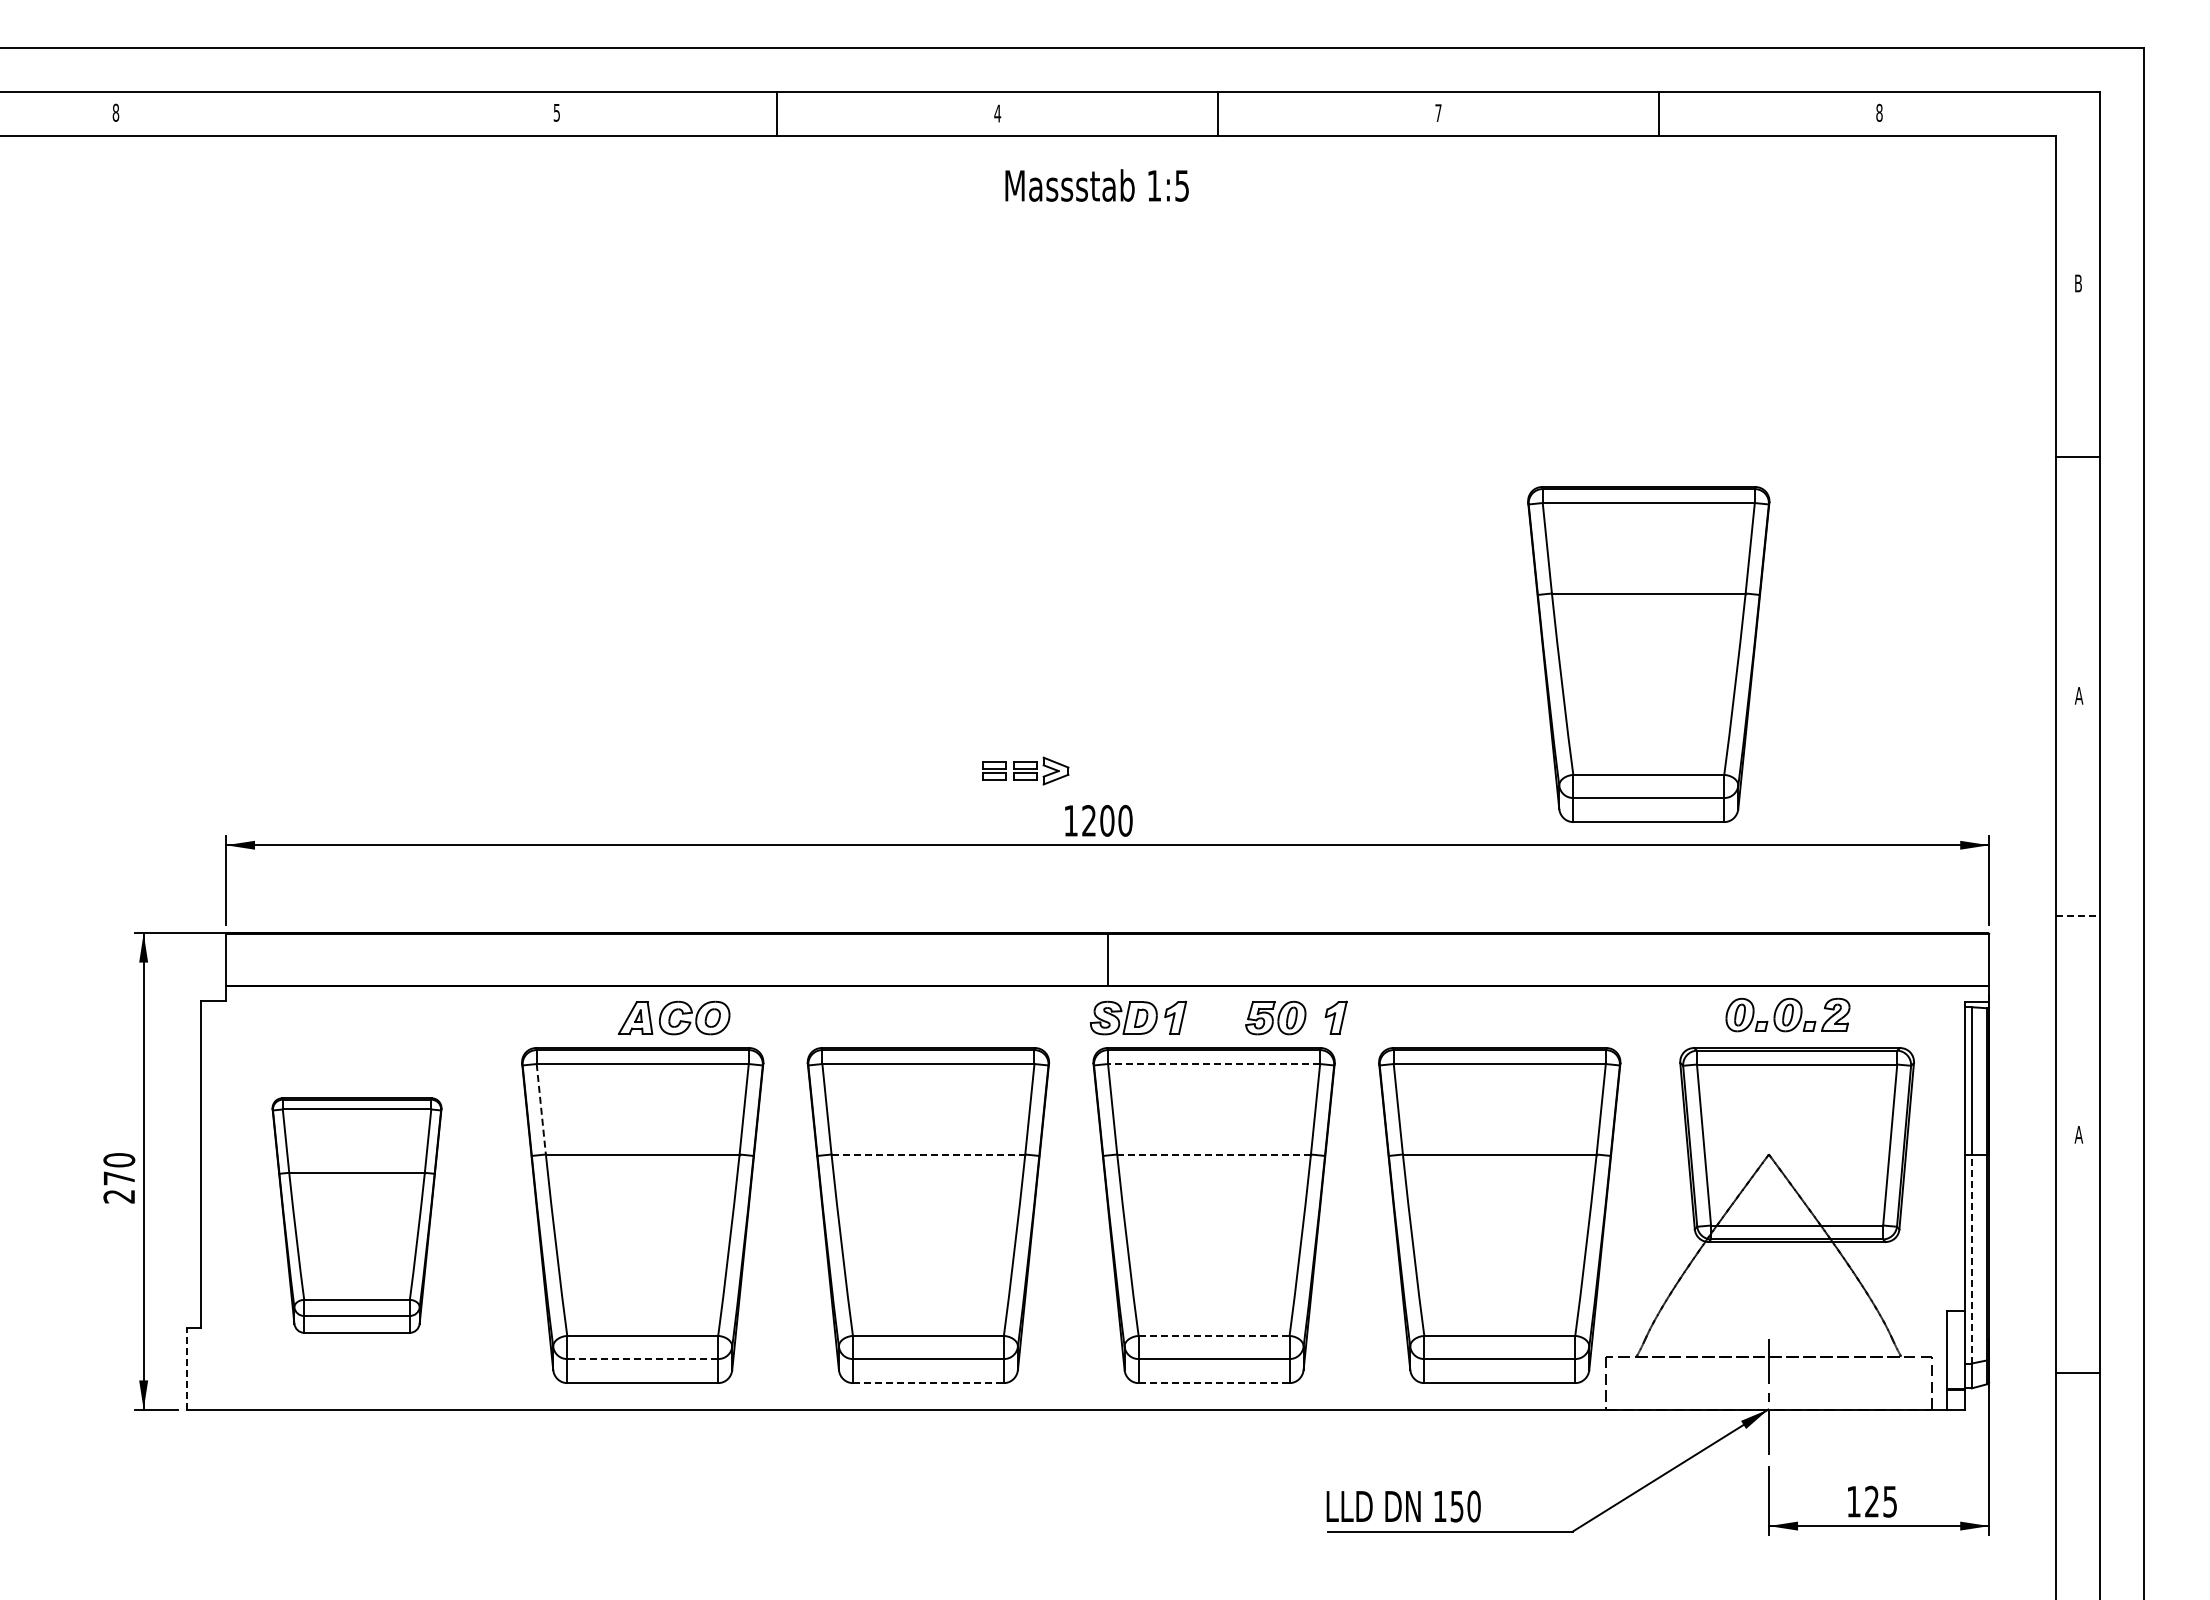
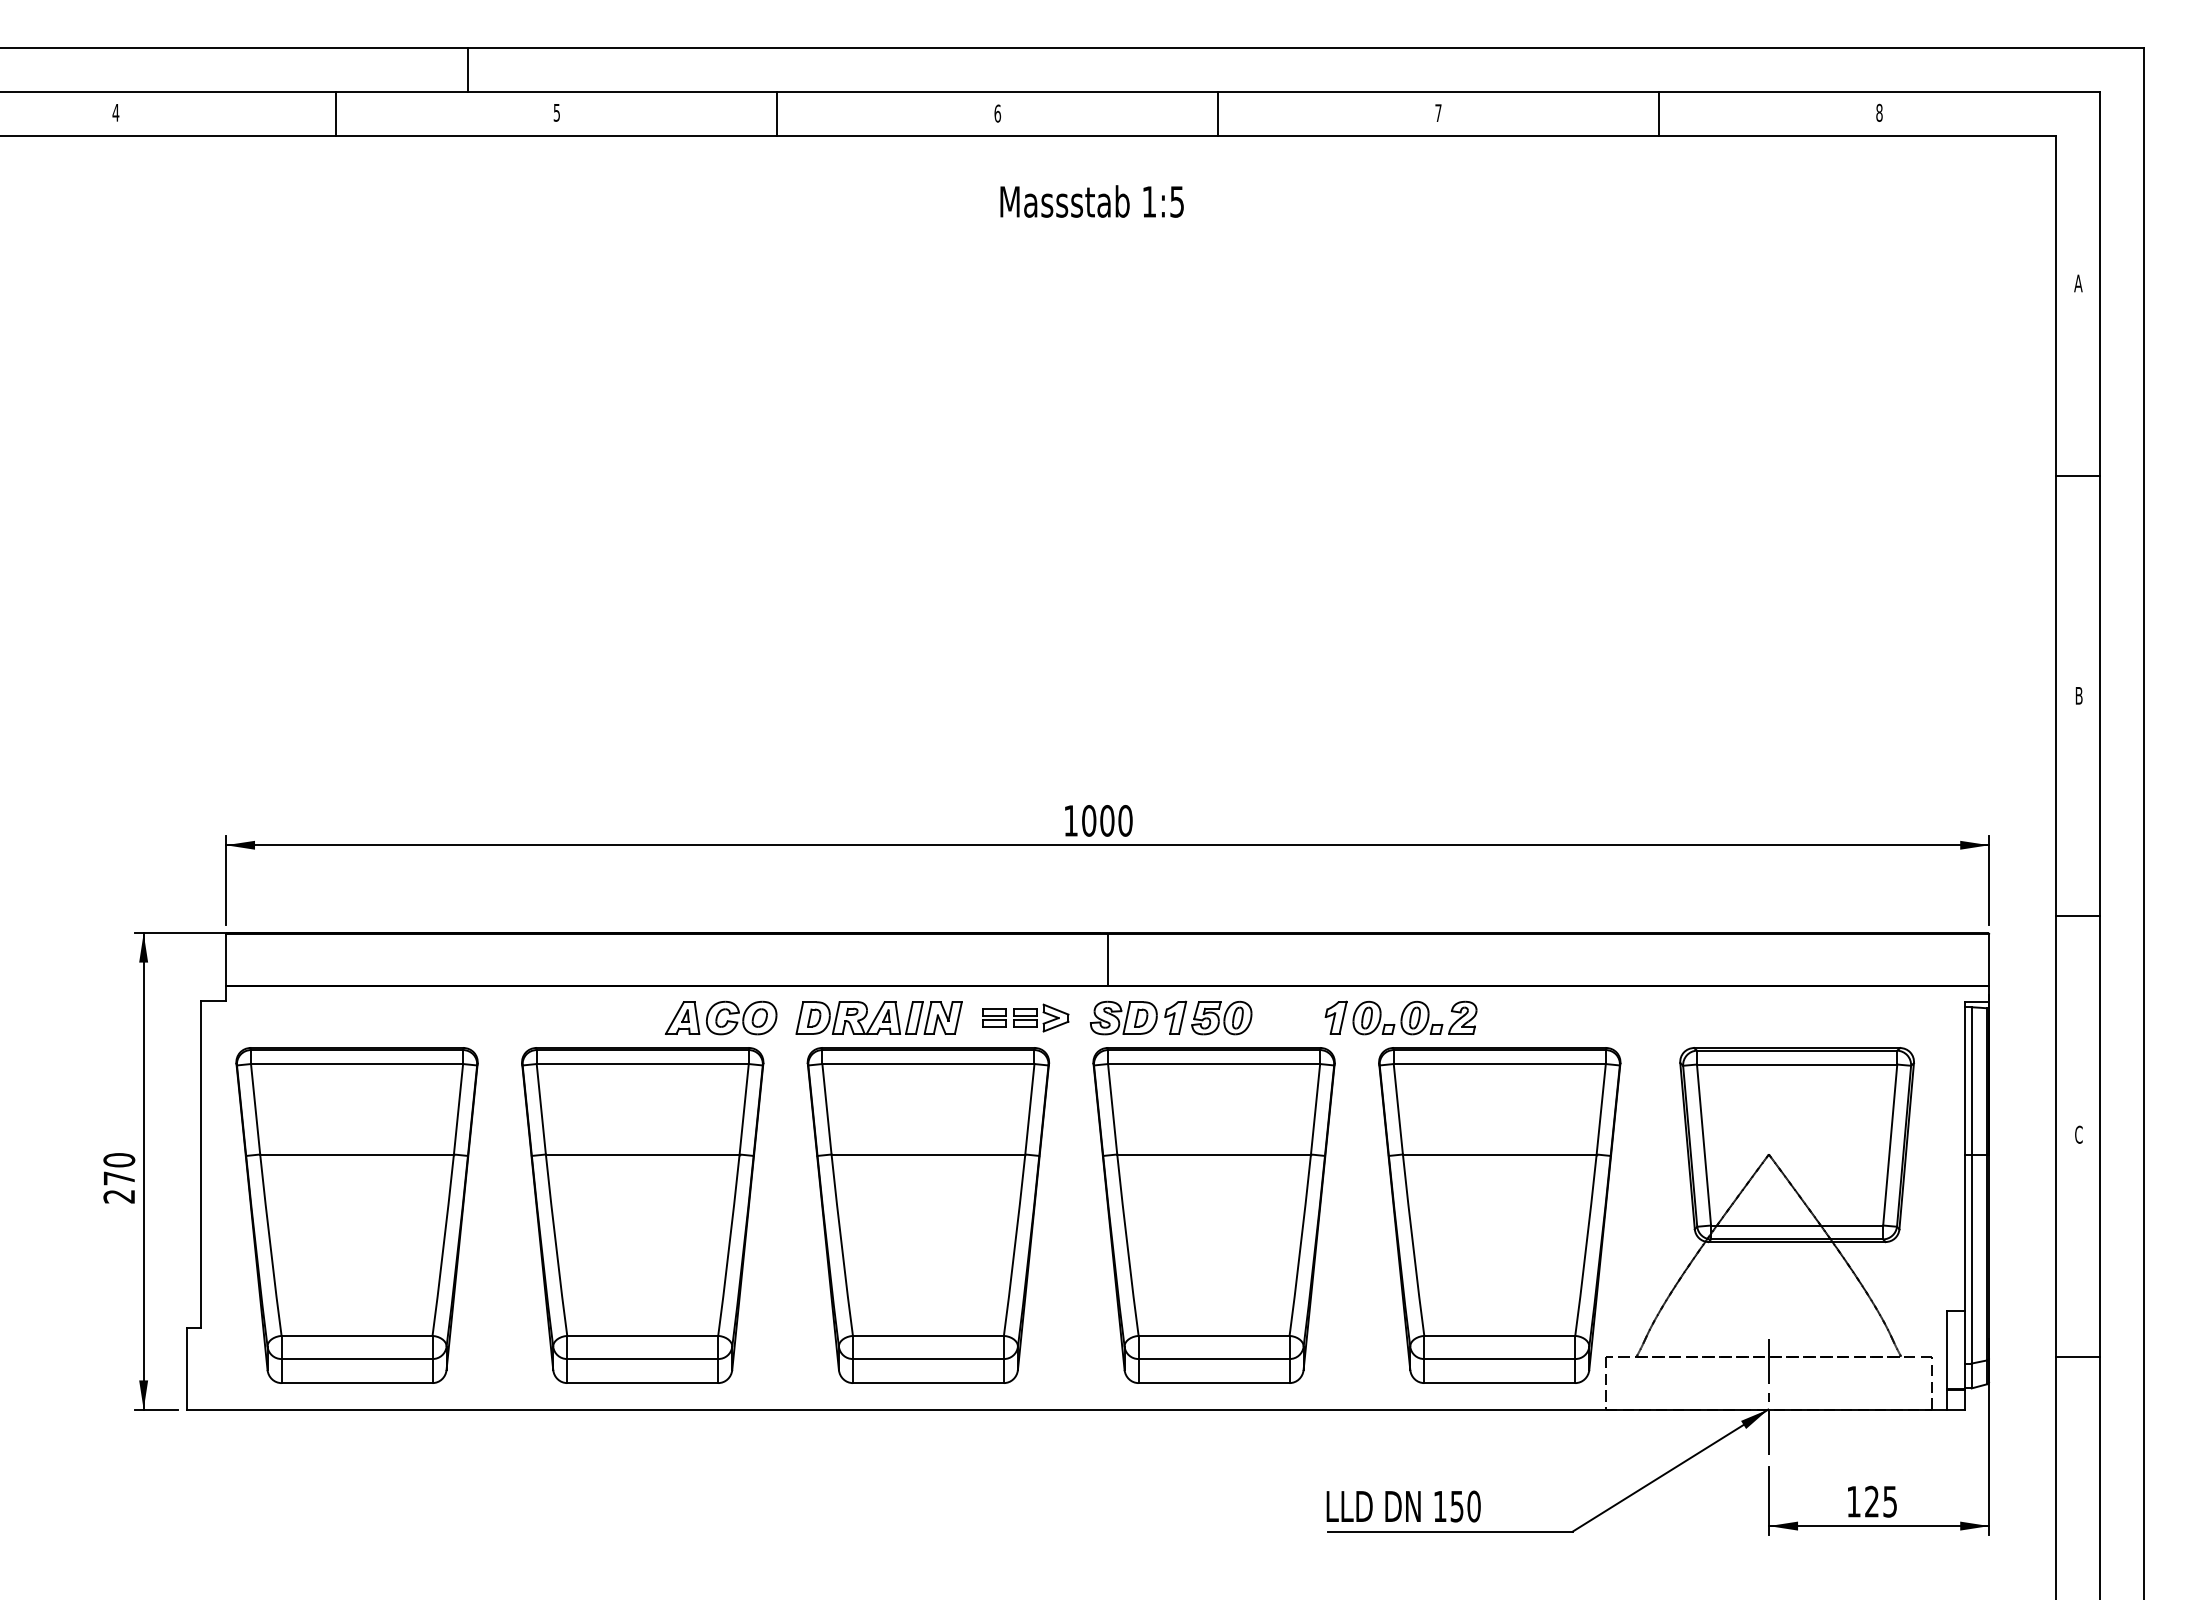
line: none -> present (468, 69)
text: 8 -> 4 (115, 112)
line: none -> present (336, 113)
text: 4 -> 6 (997, 113)
text position: (1096, 185) -> (1091, 201) (1091, 201)
text: B -> A (2078, 283)
line position: (2077, 456) -> (2077, 475) (2077, 475)
part: present -> none (1648, 654)
text: A -> B (2078, 695)
part position: (1025, 770) -> (1025, 1017) (1025, 1017)
text: 1200 -> 1000 (1089, 820)
line: dashed -> solid (2078, 916)
part position: (1787, 1014) -> (1414, 1017) (1414, 1017)
part position: (673, 1017) -> (720, 1017) (720, 1017)
part: none -> present (878, 1017)
part position: (1275, 1017) -> (1221, 1017) (1221, 1017)
line: dashed -> solid (1213, 1064)
line: dashed -> solid (541, 1109)
text: A -> C (2078, 1134)
line: dashed -> solid (928, 1154)
line: dashed -> solid (1214, 1154)
part size: 172x237 px -> 244x337 px (356, 1215)
line: dashed -> solid (1971, 1259)
line: dashed -> solid (1214, 1335)
line: dashed -> solid (642, 1359)
line: dashed -> solid (187, 1368)
line position: (2077, 1373) -> (2077, 1357) (2077, 1357)
line: dashed -> solid (928, 1383)
line: dashed -> solid (1214, 1383)
